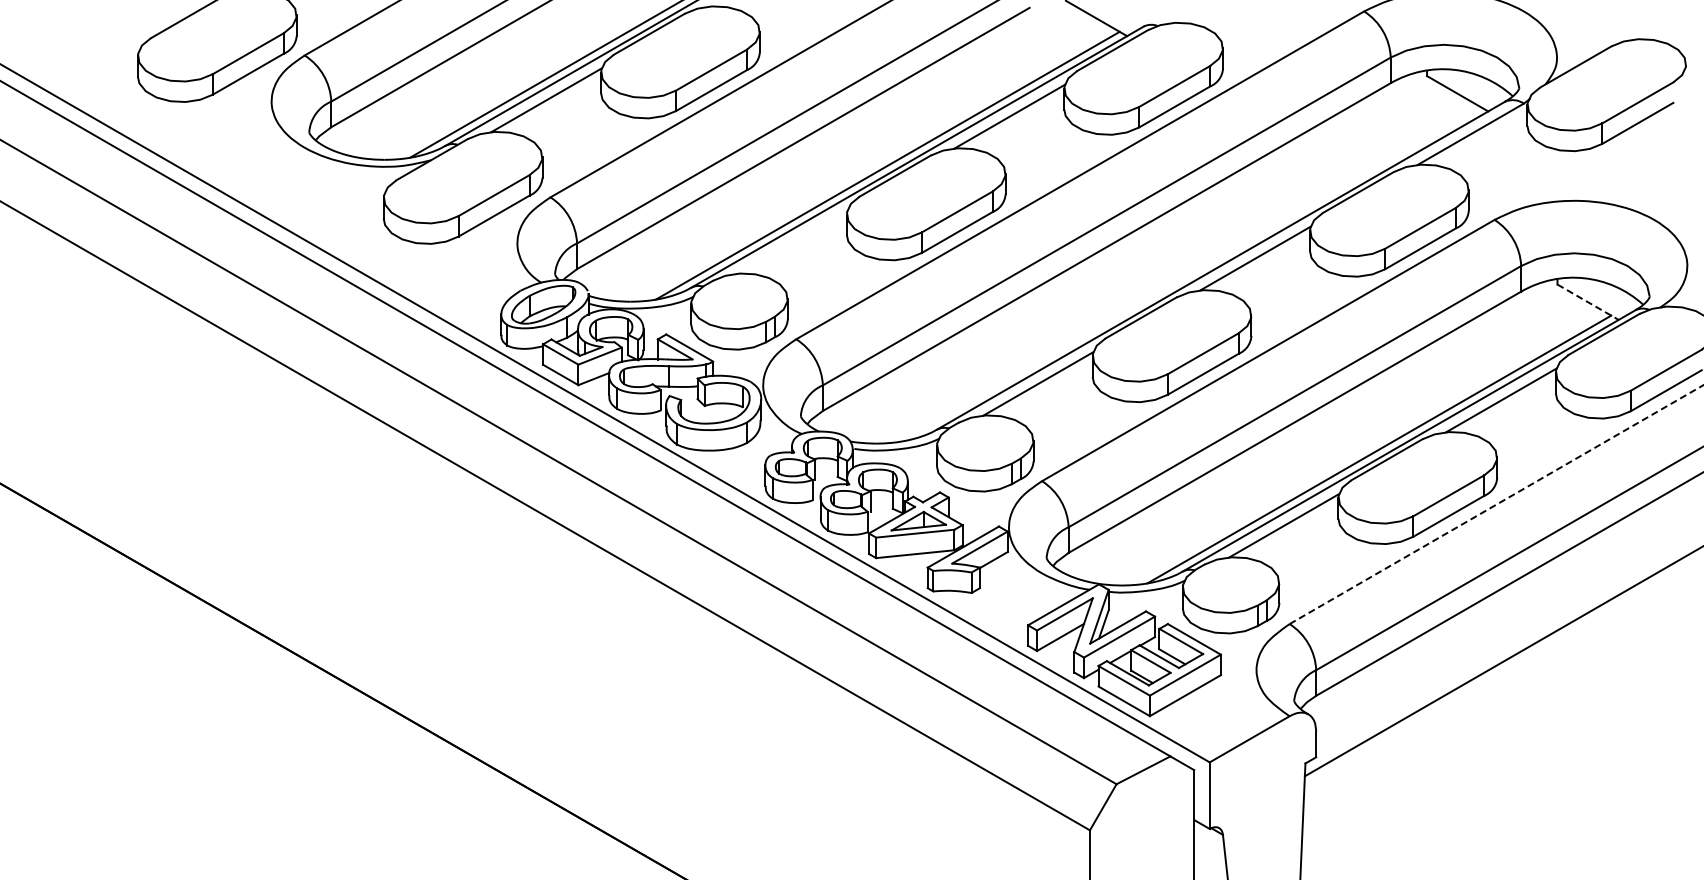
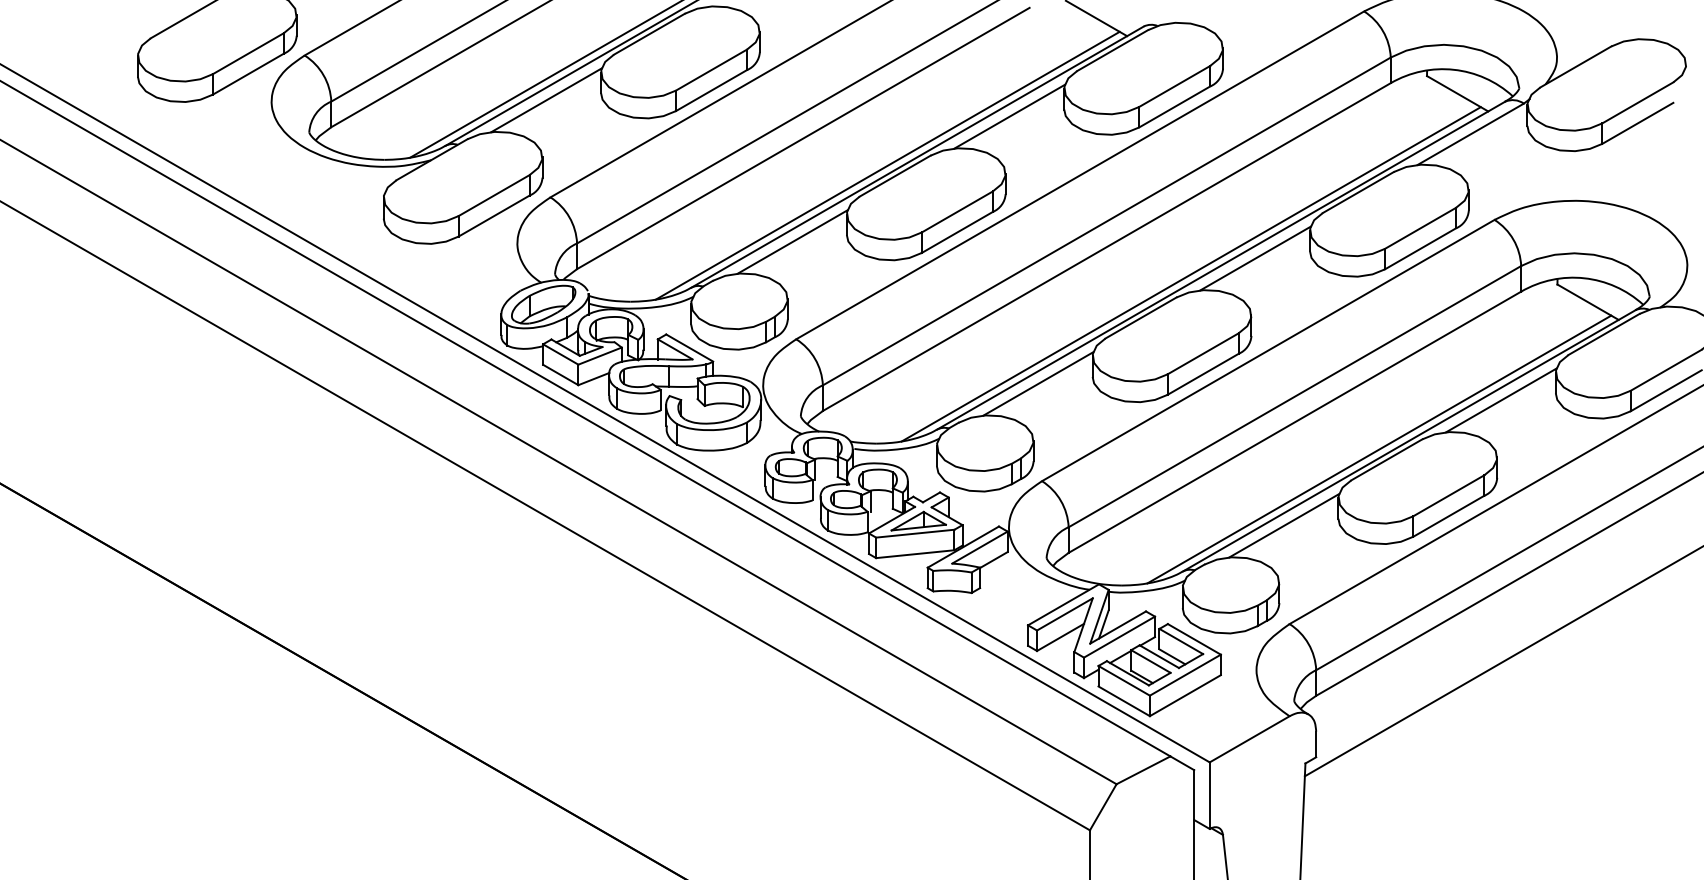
line: none -> present (792, 241)
line: none -> present (1190, 274)
line: dashed -> solid (1588, 302)
line: dashed -> solid (1497, 504)
